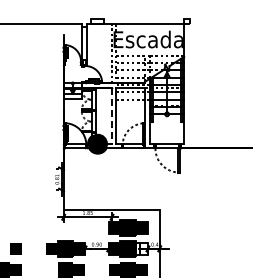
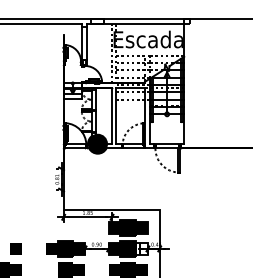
line: none -> present (125, 18)
line: dashed -> solid (111, 115)
